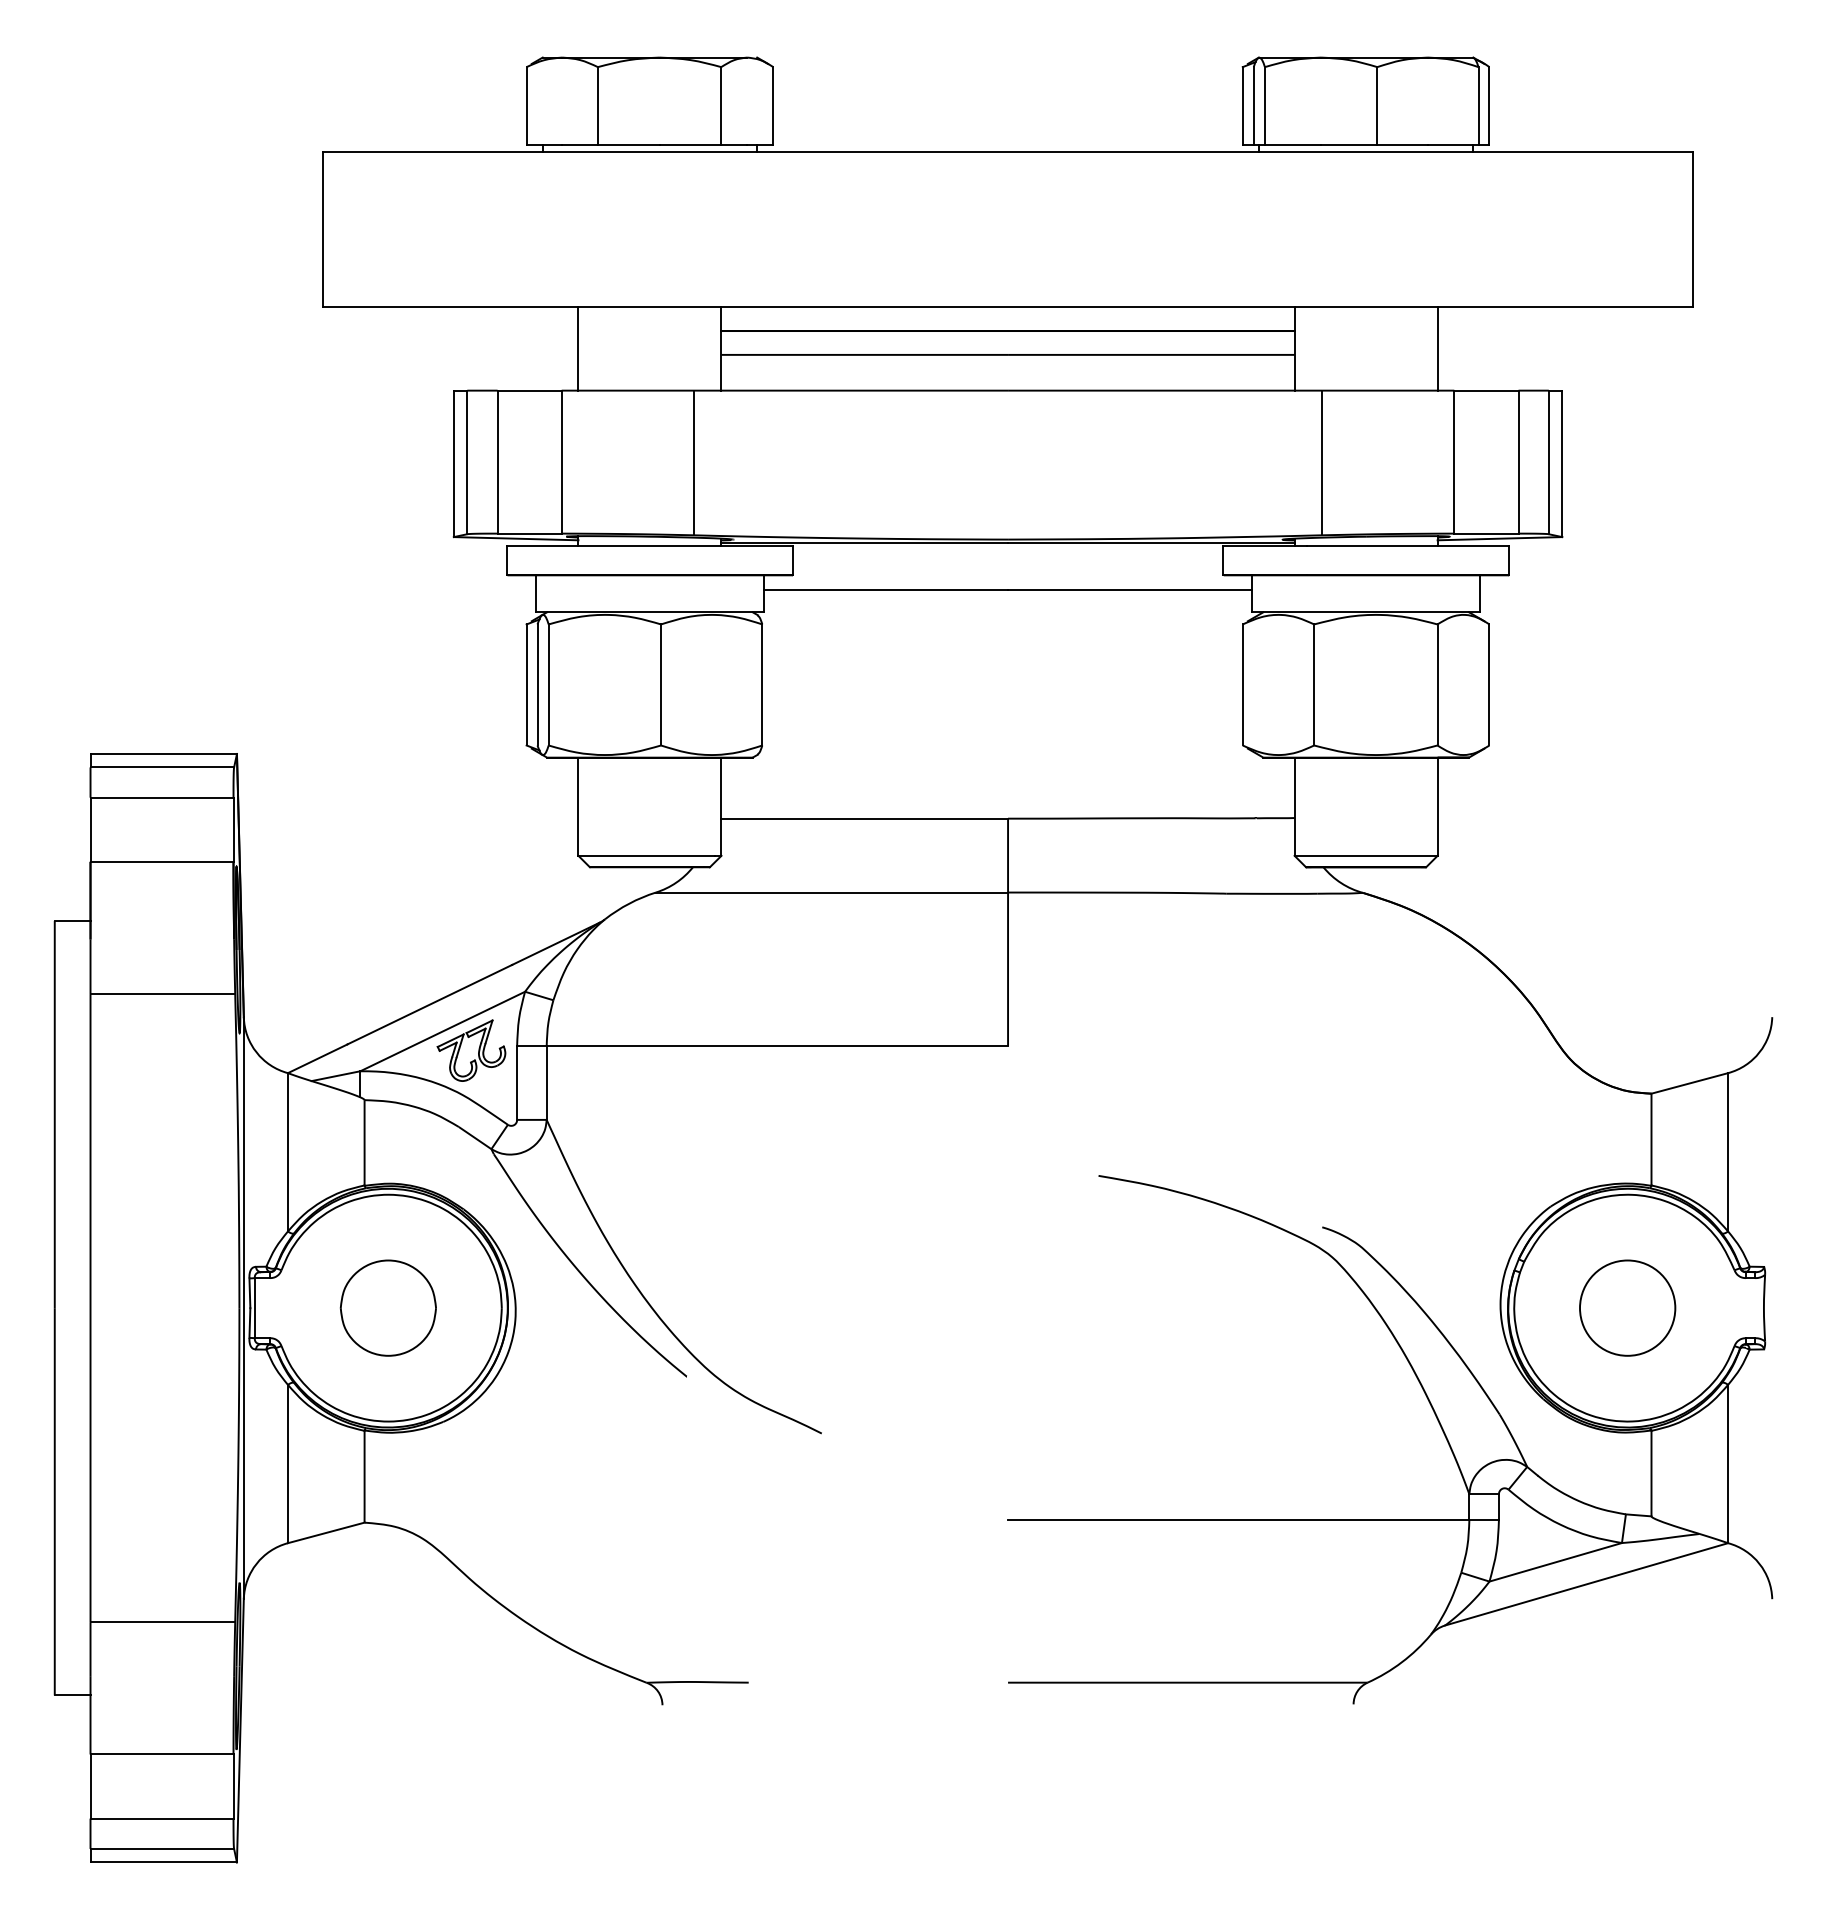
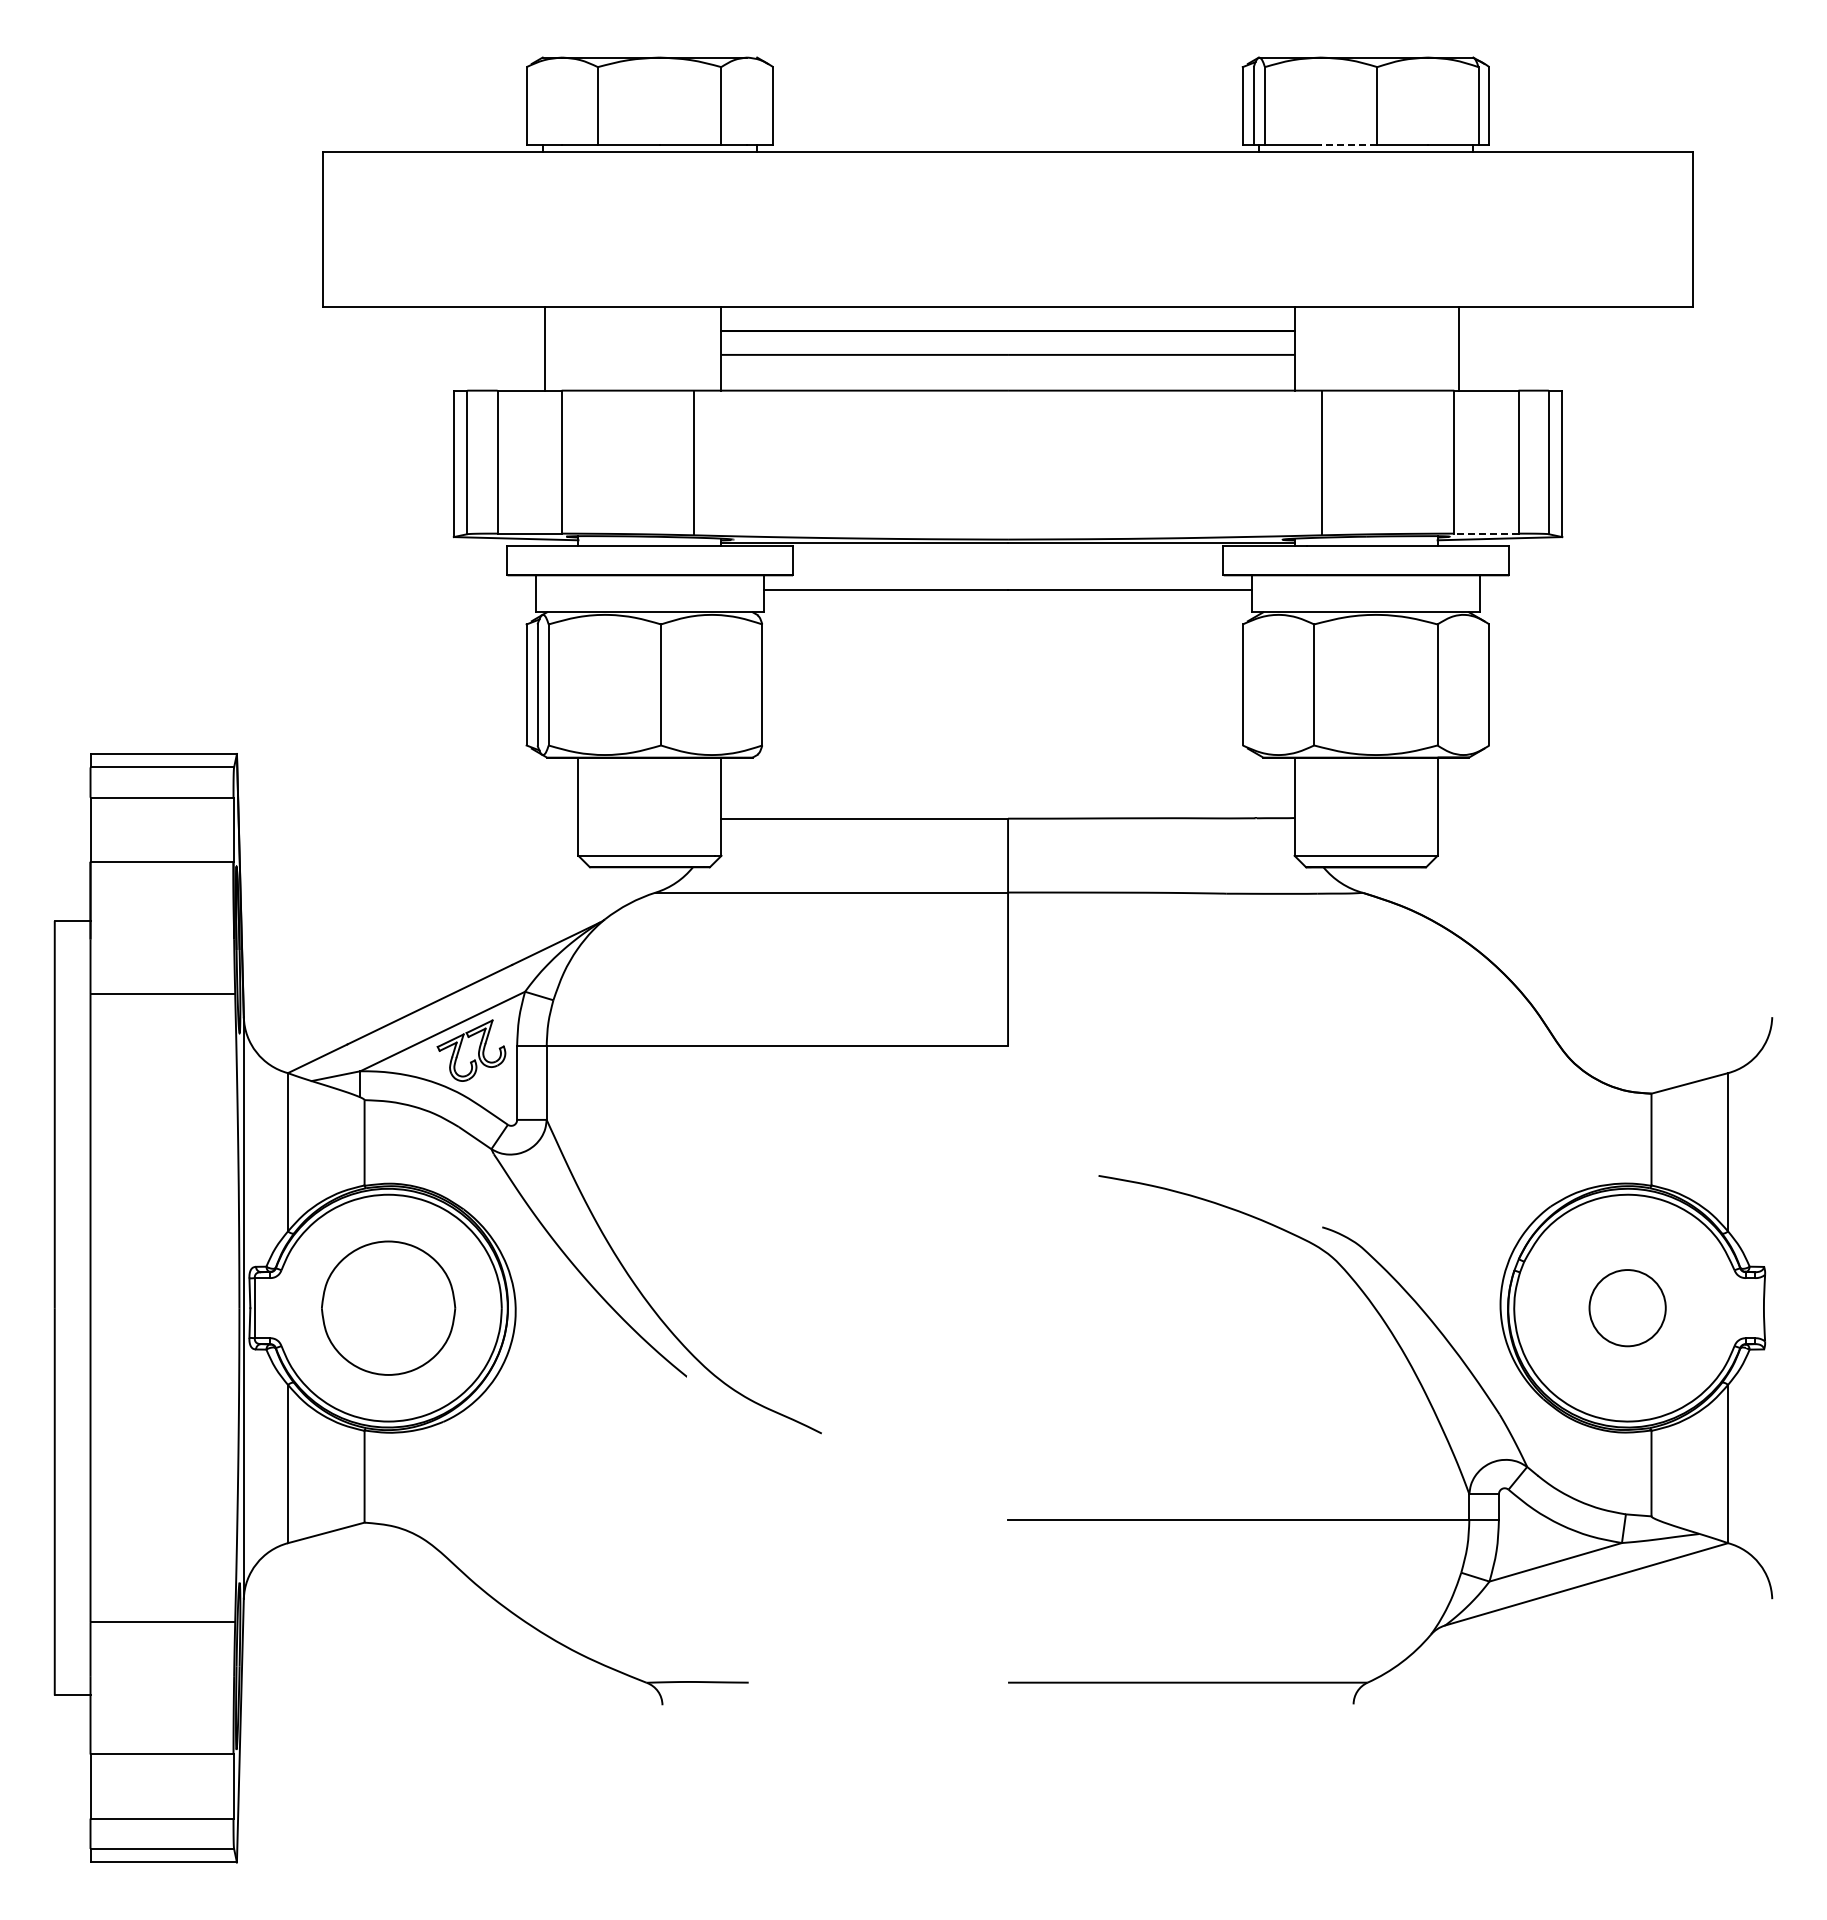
line: solid -> dashed (1348, 145)
line position: (578, 348) -> (545, 348) (545, 348)
line position: (1437, 348) -> (1458, 348) (1458, 348)
line: solid -> dashed (1485, 533)
part size: 98x98 px -> 136x136 px (388, 1307)
circle diameter: 95 px -> 76 px (1627, 1308)
